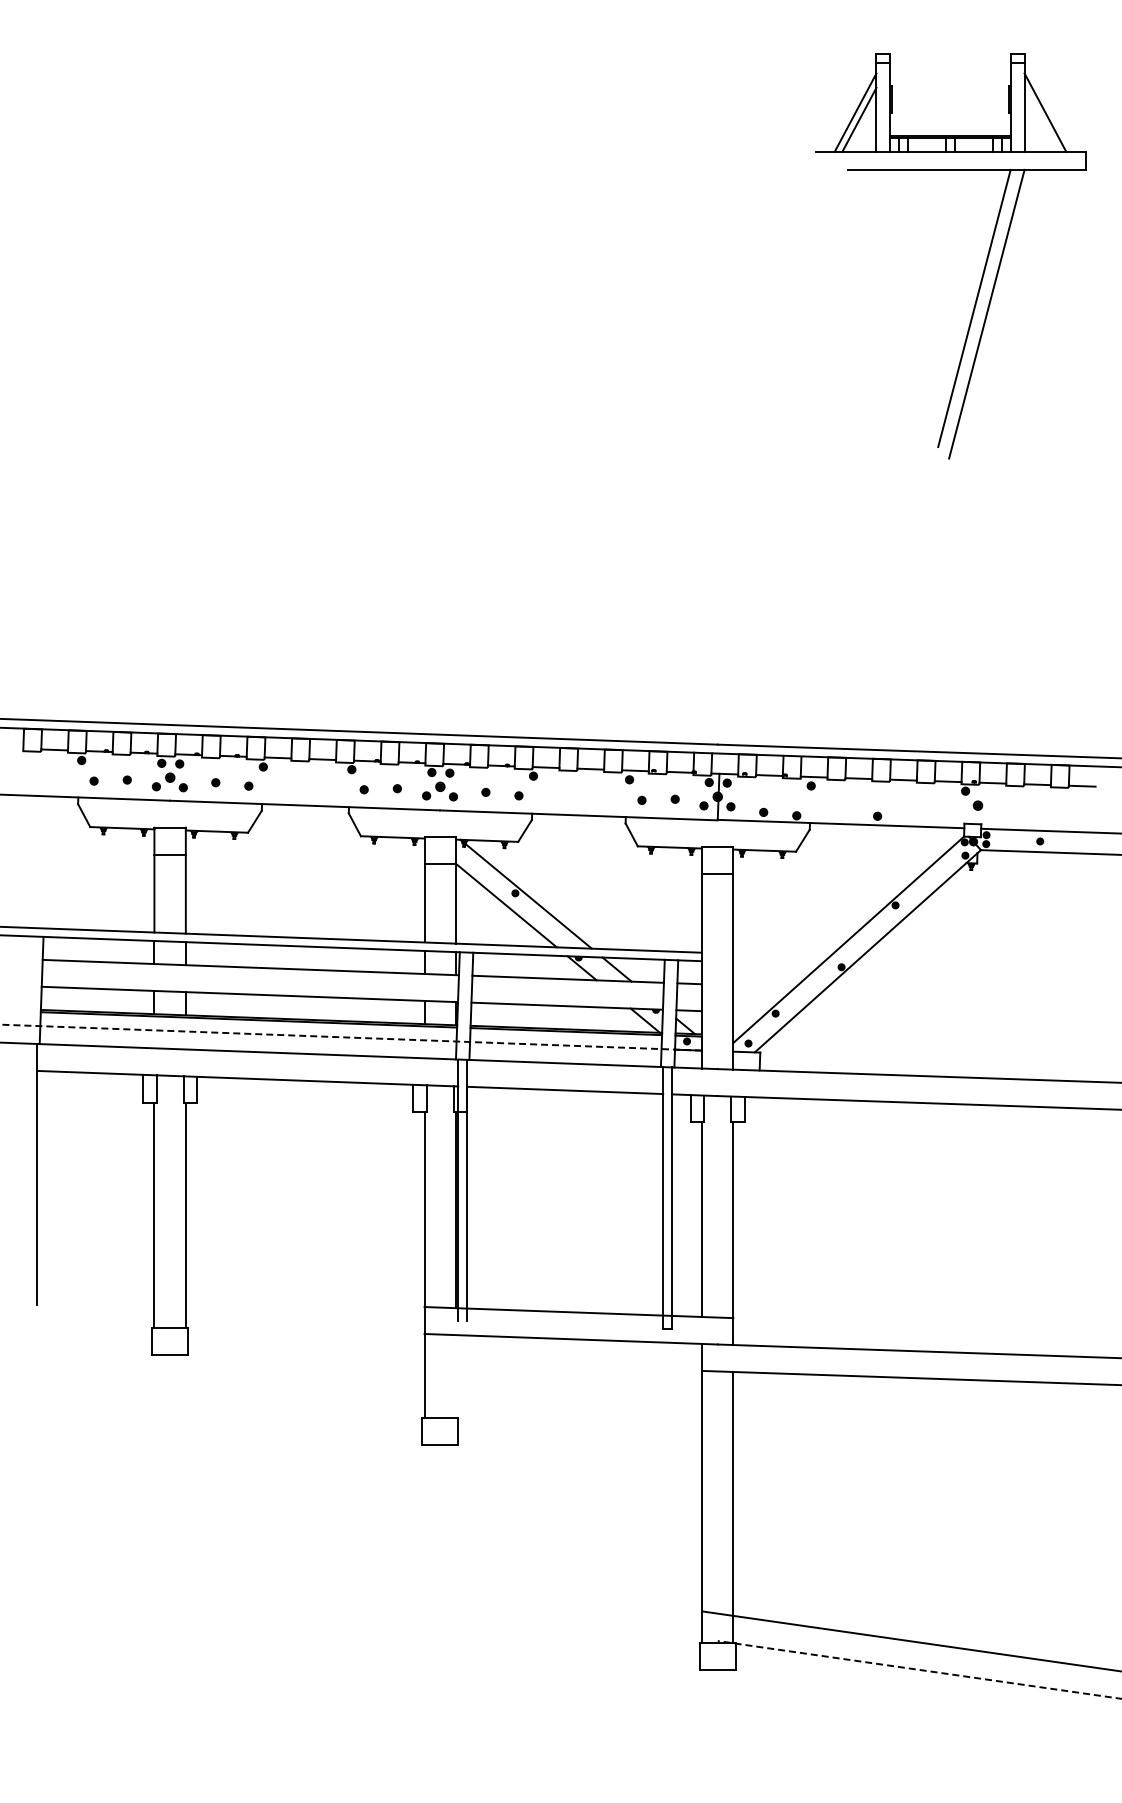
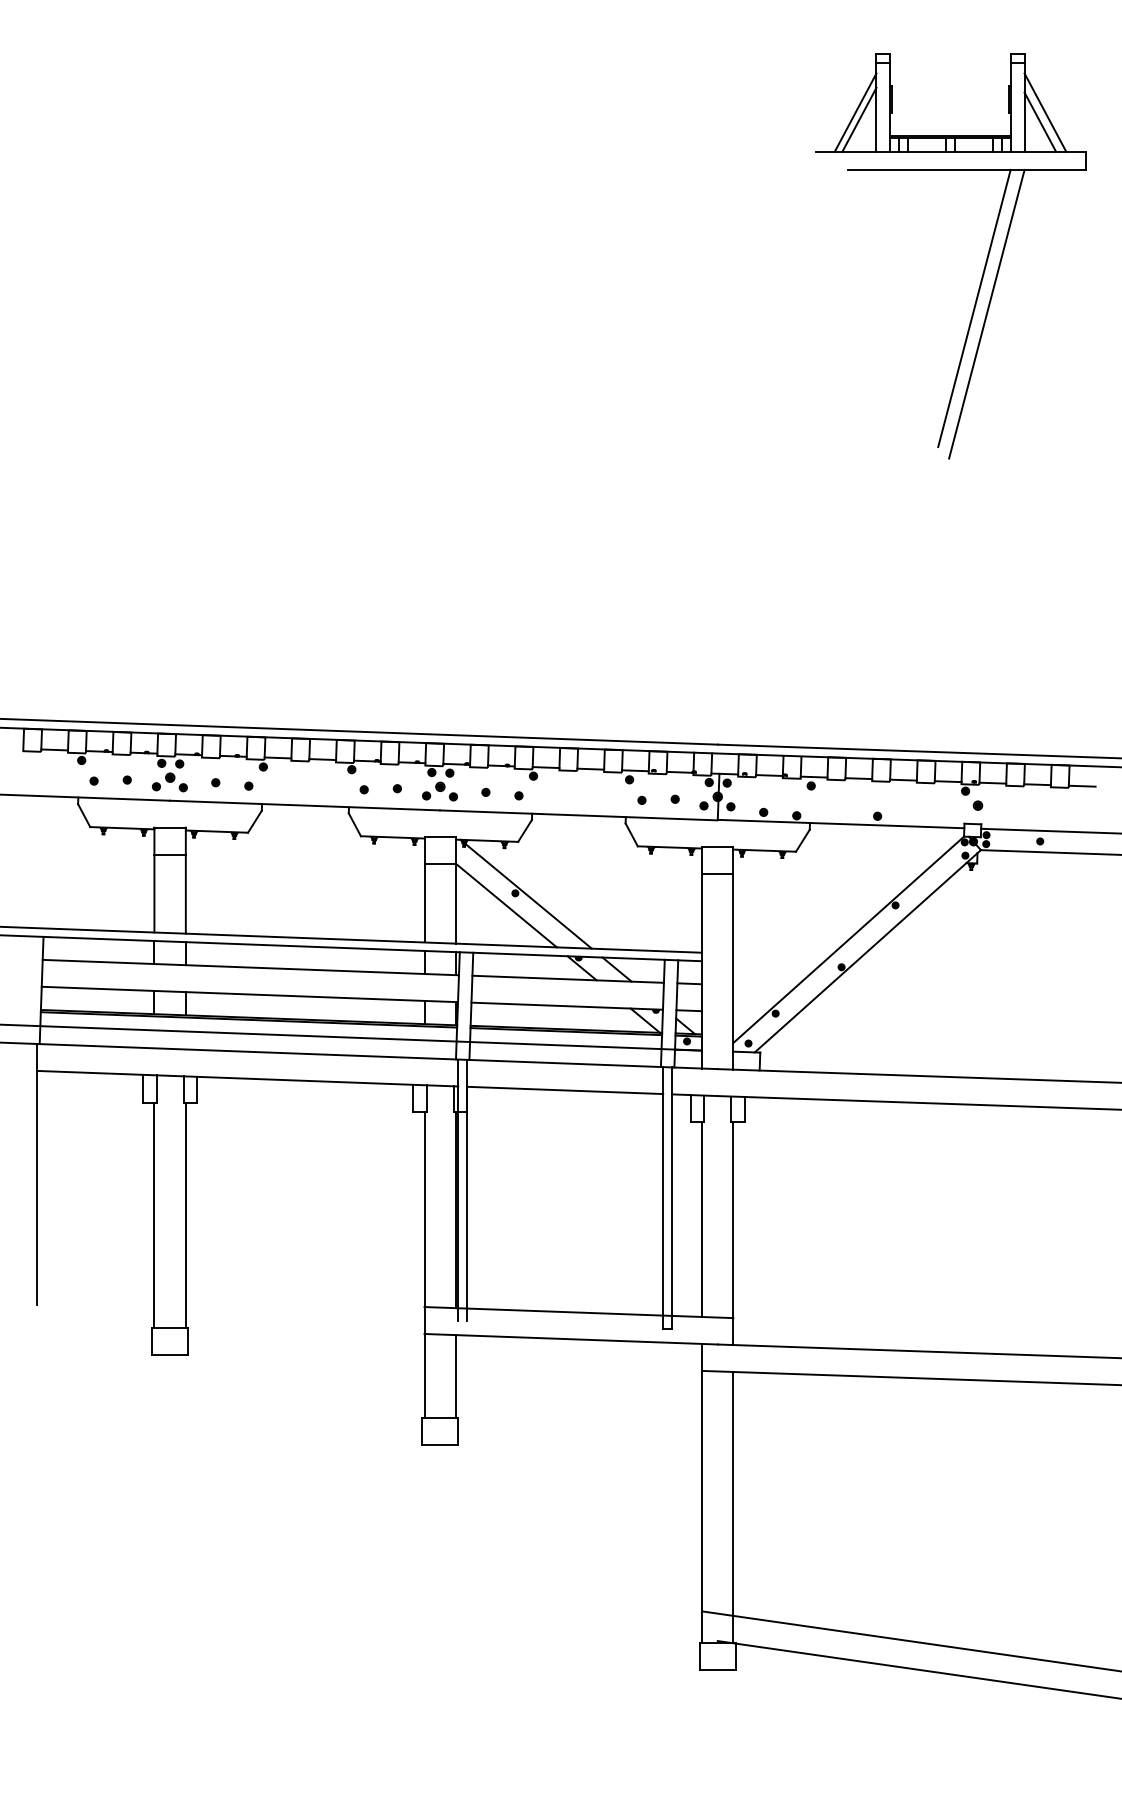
line: none -> present (1040, 121)
line: dashed -> solid (350, 1037)
line: none -> present (455, 1376)
line: dashed -> solid (919, 1669)
